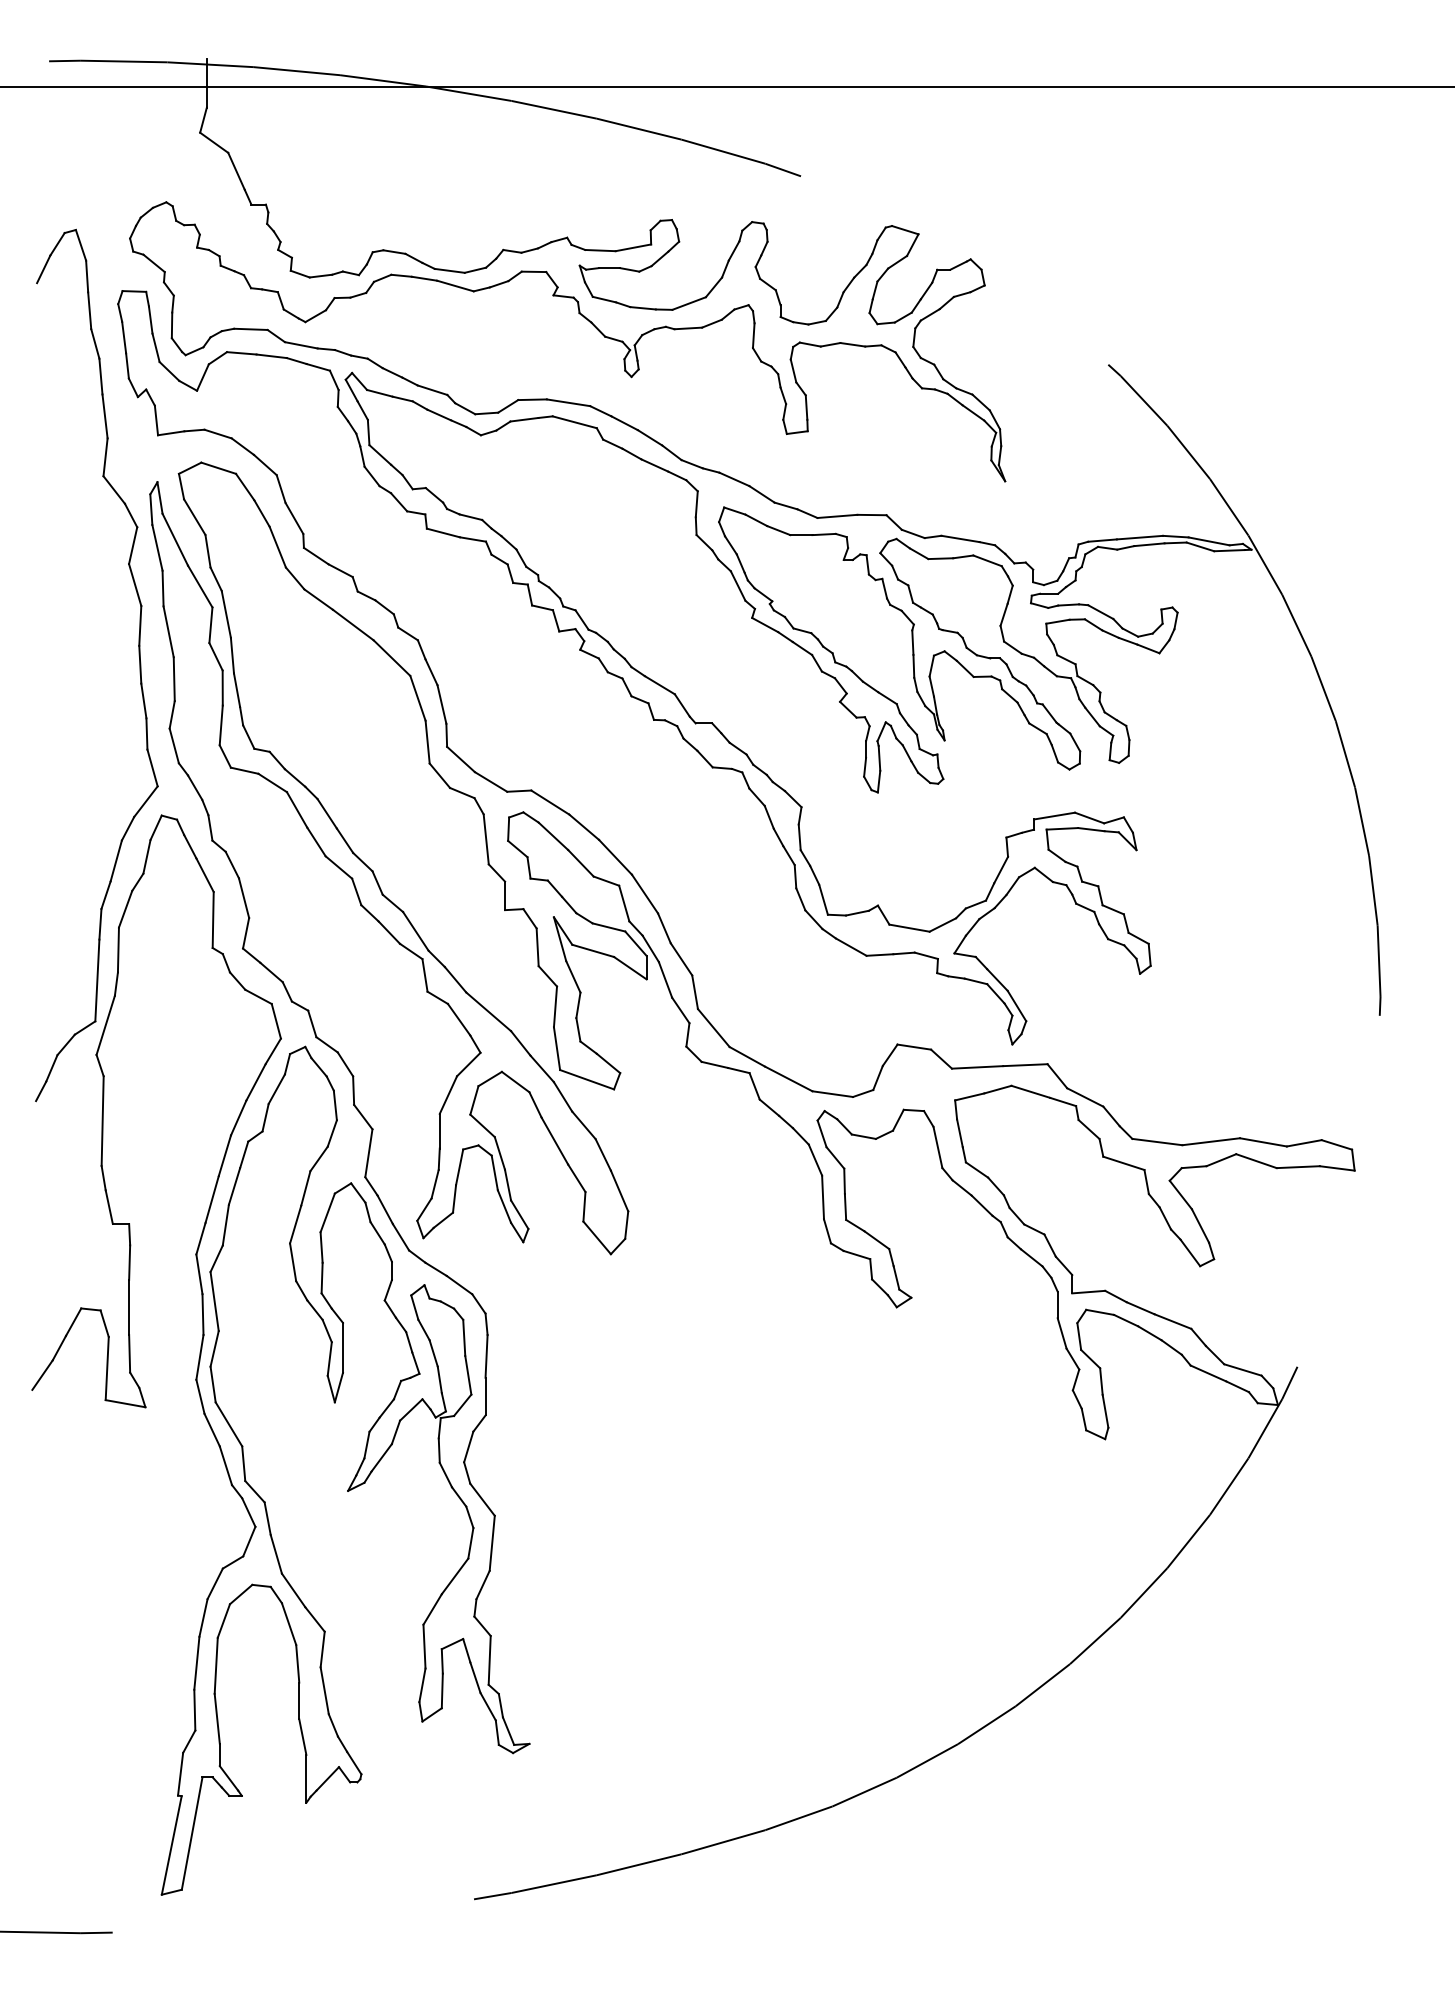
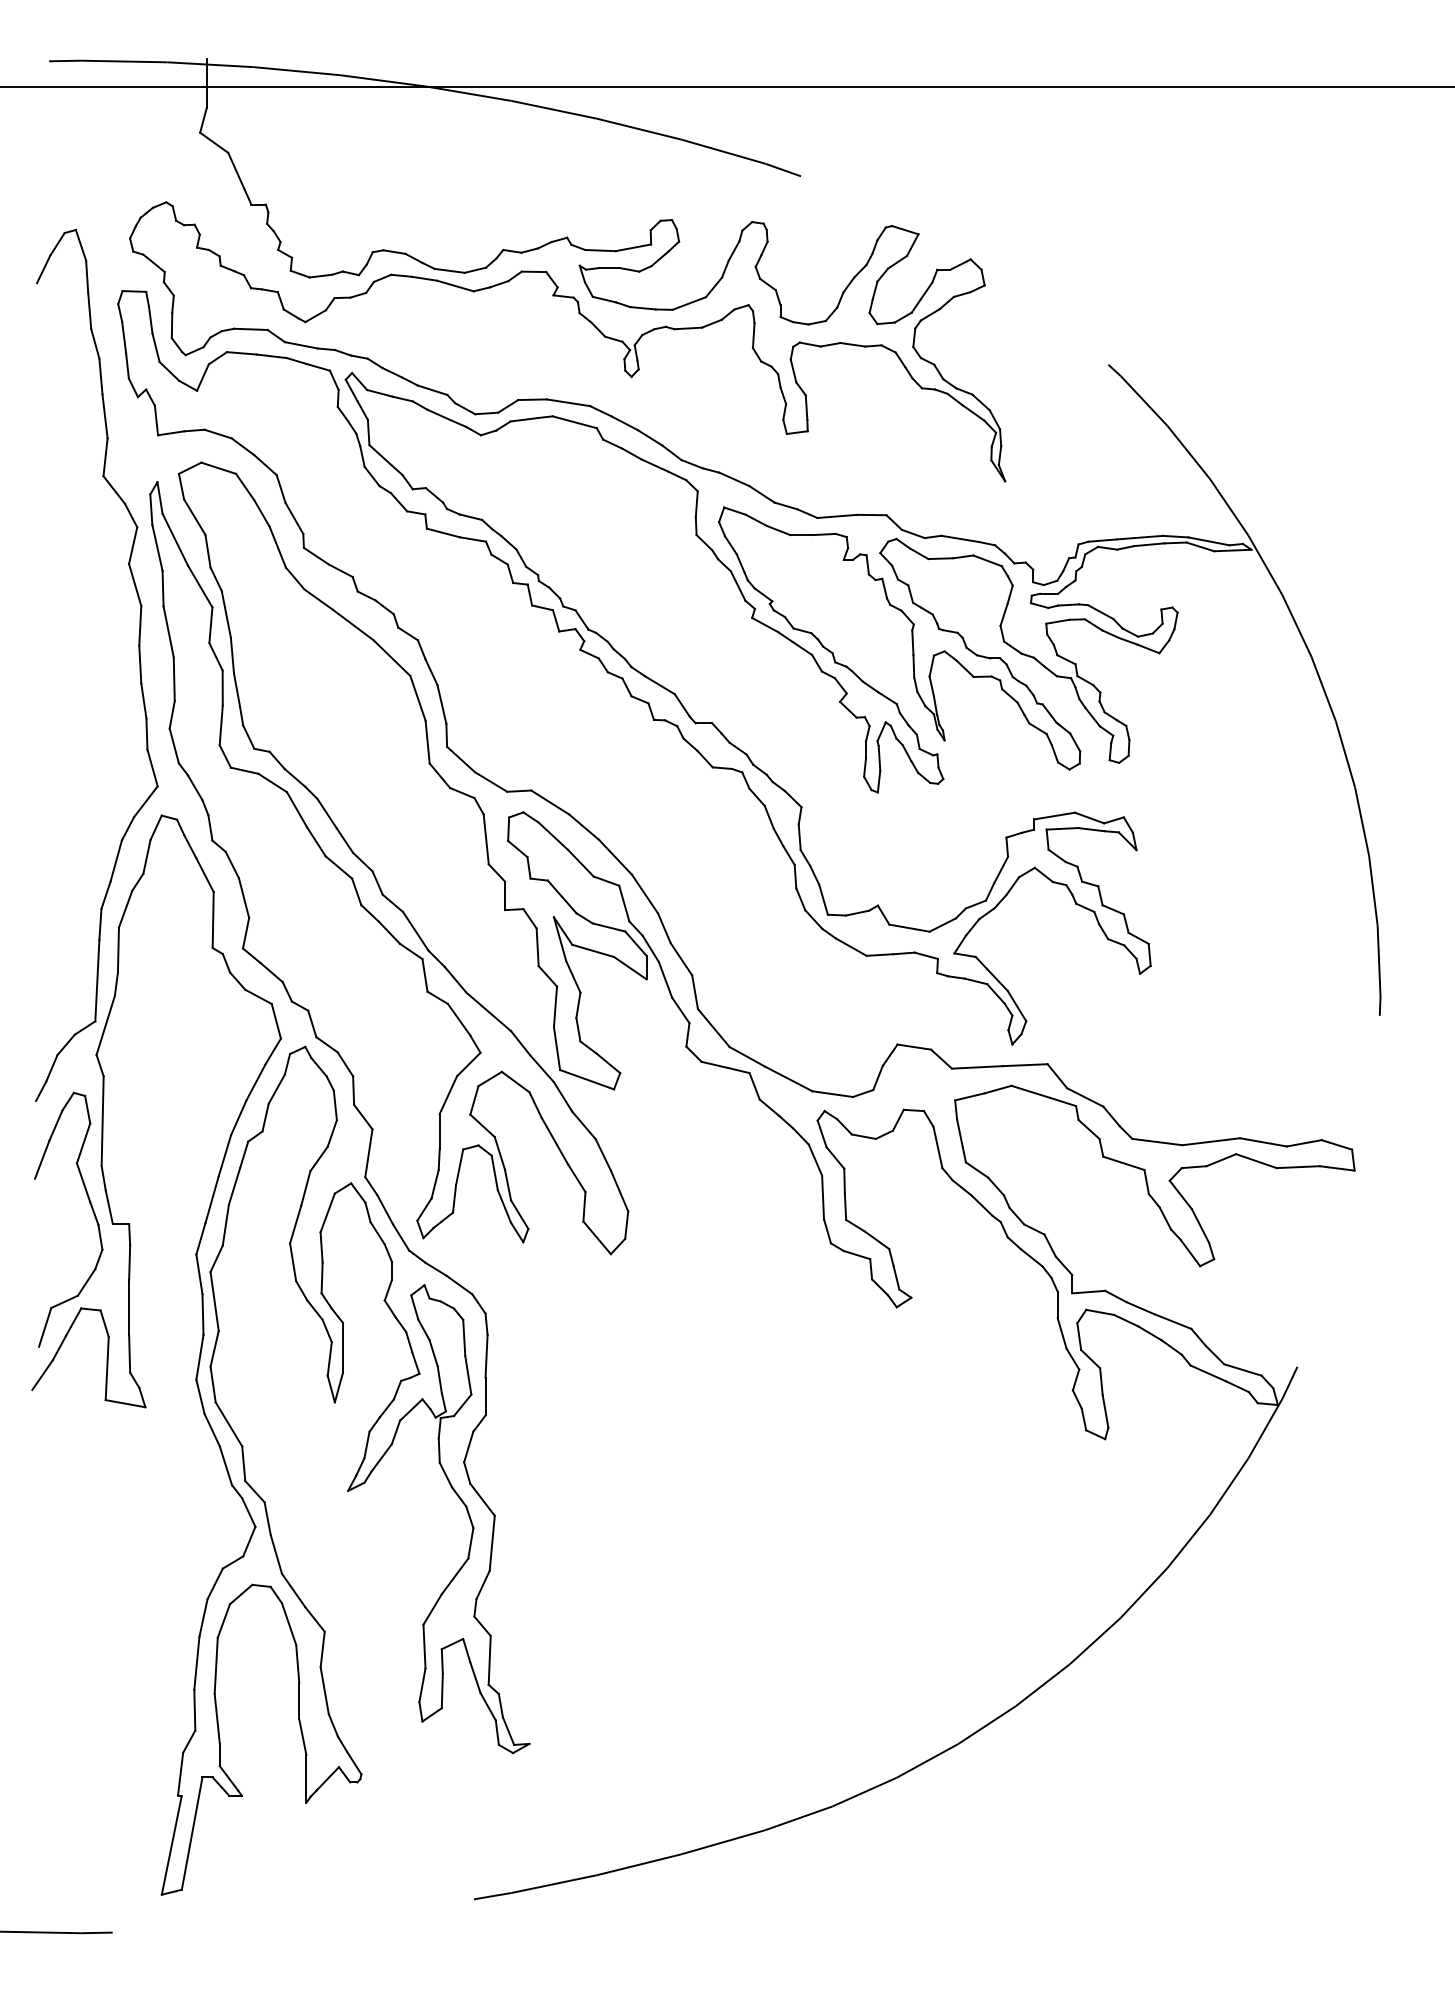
part: none -> present (91, 1209)
